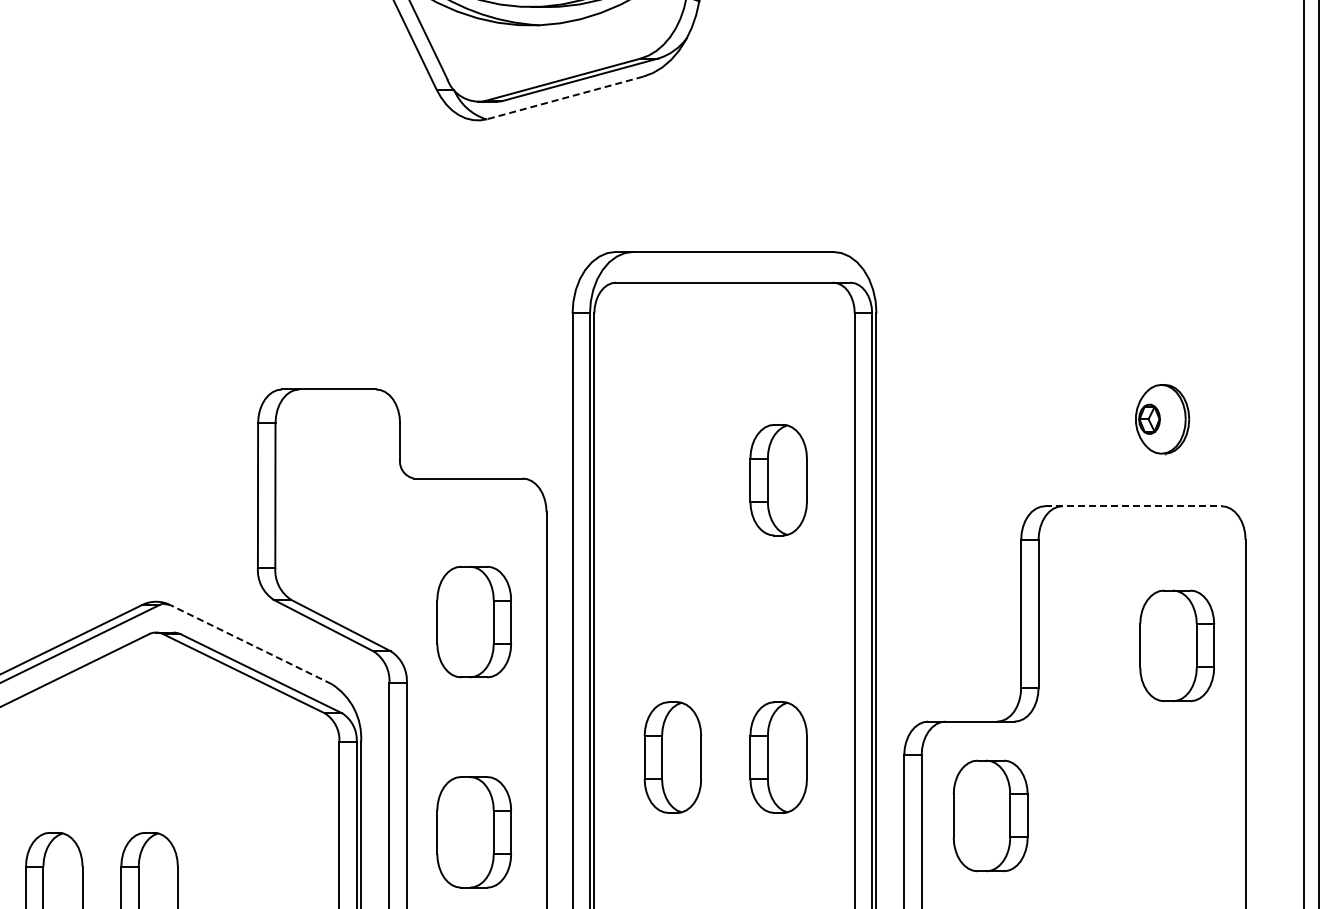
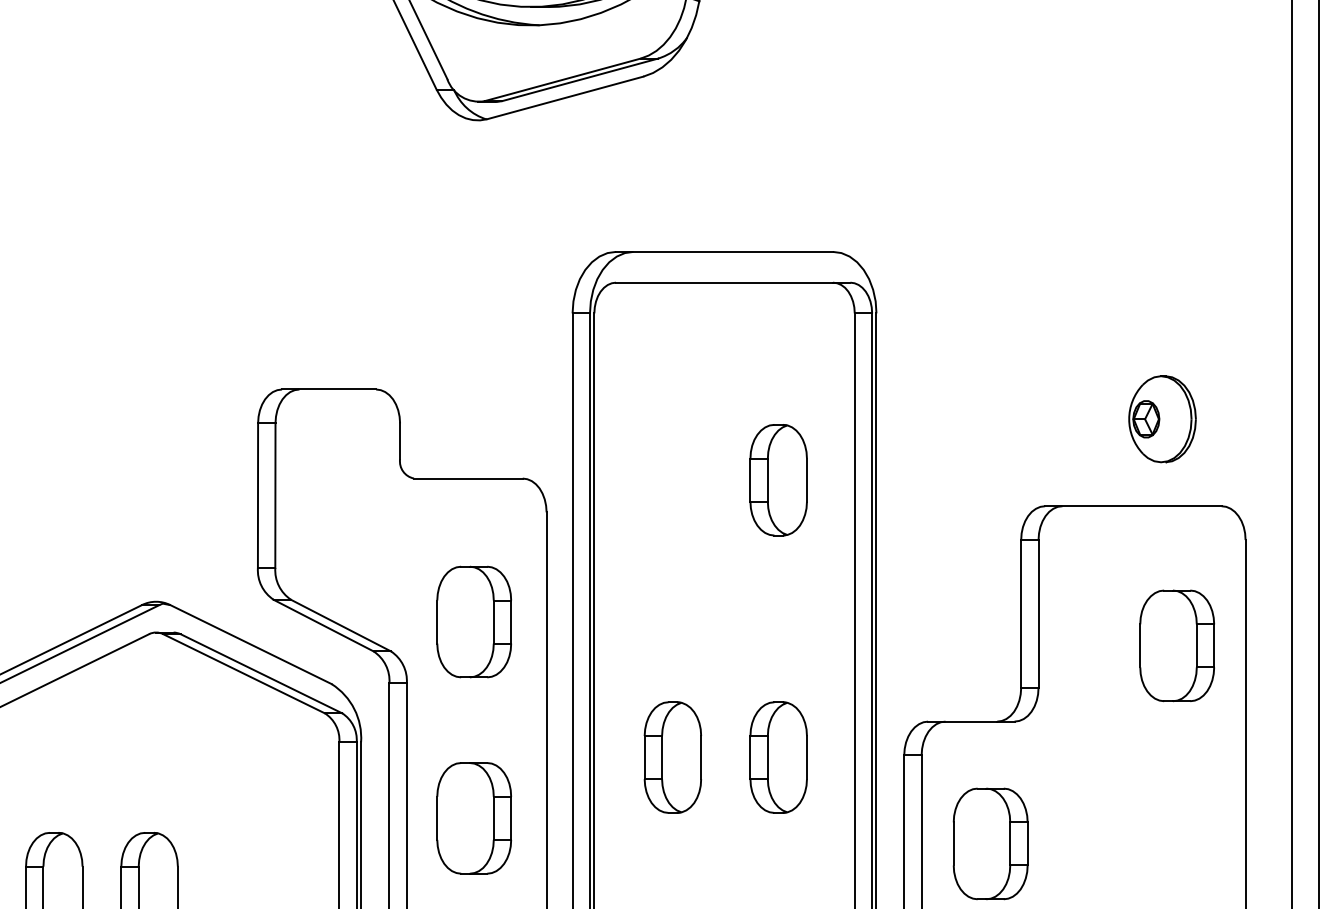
line: dashed -> solid (565, 97)
part size: 56x72 px -> 69x89 px (1162, 419)
line position: (1303, 453) -> (1291, 453) (1291, 453)
line: dashed -> solid (1133, 506)
line: dashed -> solid (251, 644)
part position: (990, 815) -> (990, 843) (990, 843)
part position: (474, 832) -> (474, 818) (474, 818)
